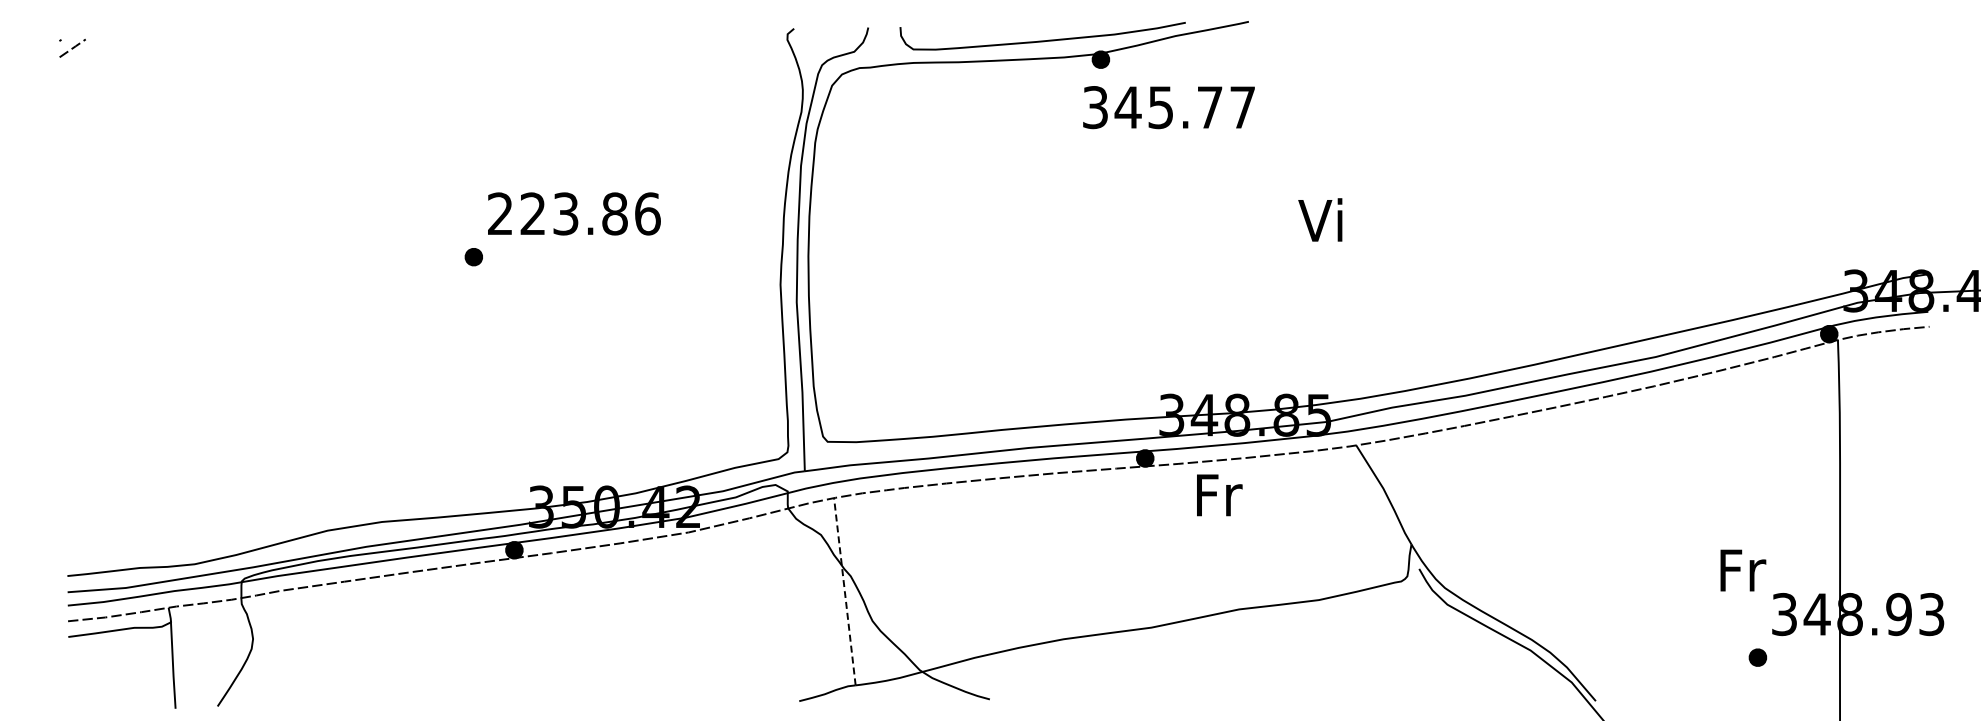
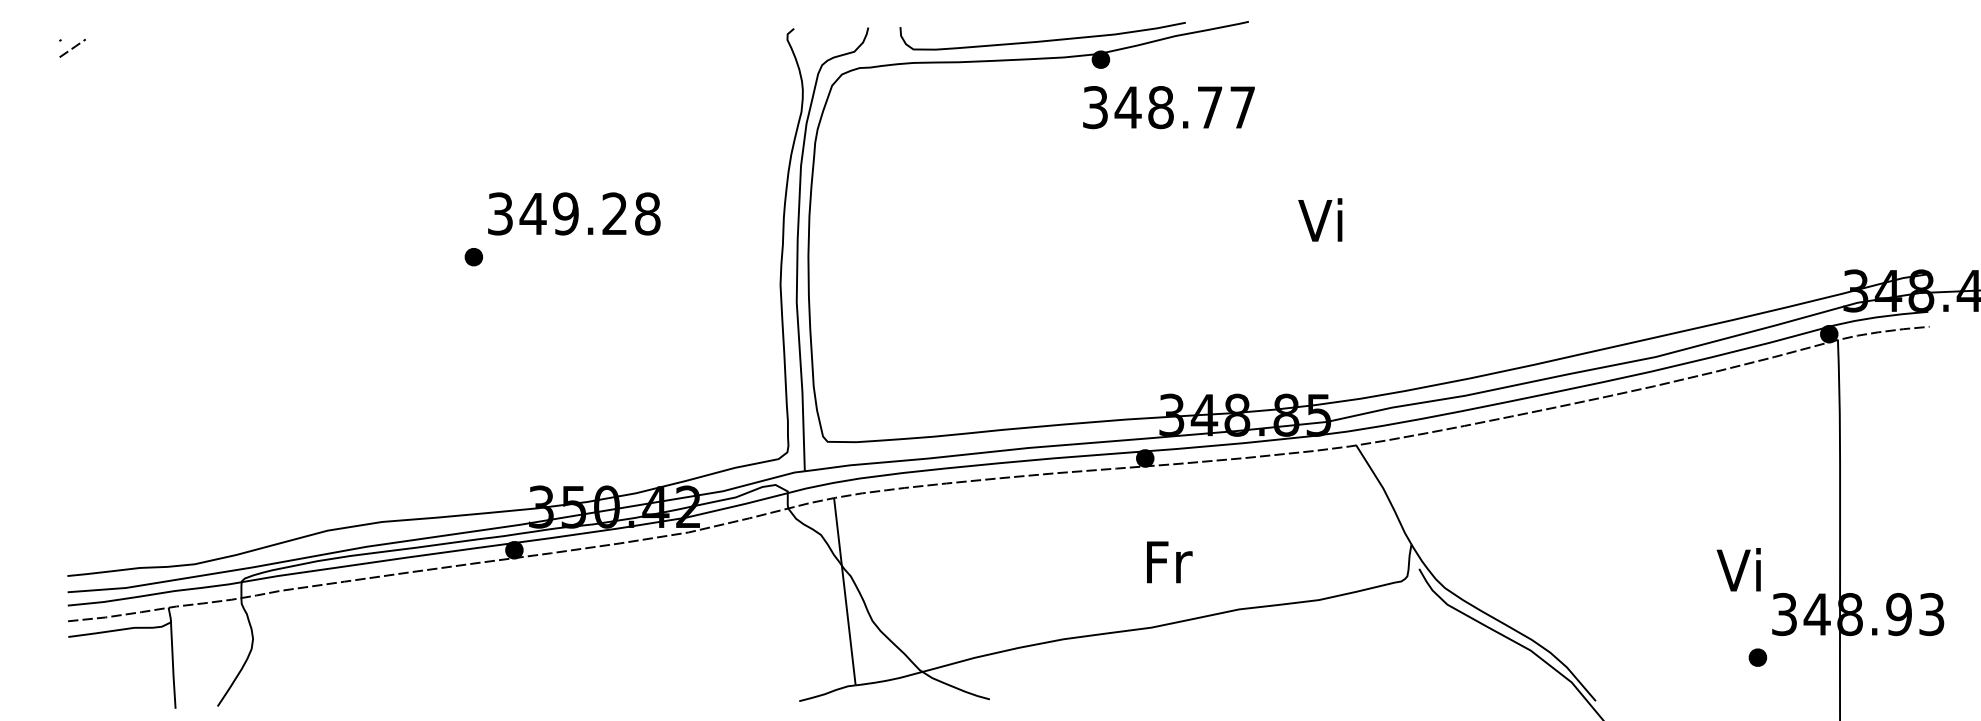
text: 345.77 -> 348.77 (1160, 107)
text: 223.86 -> 349.28 (574, 213)
text position: (1219, 495) -> (1169, 562) (1169, 562)
text: Fr -> Vi (1741, 569)
line: dashed -> solid (844, 591)
